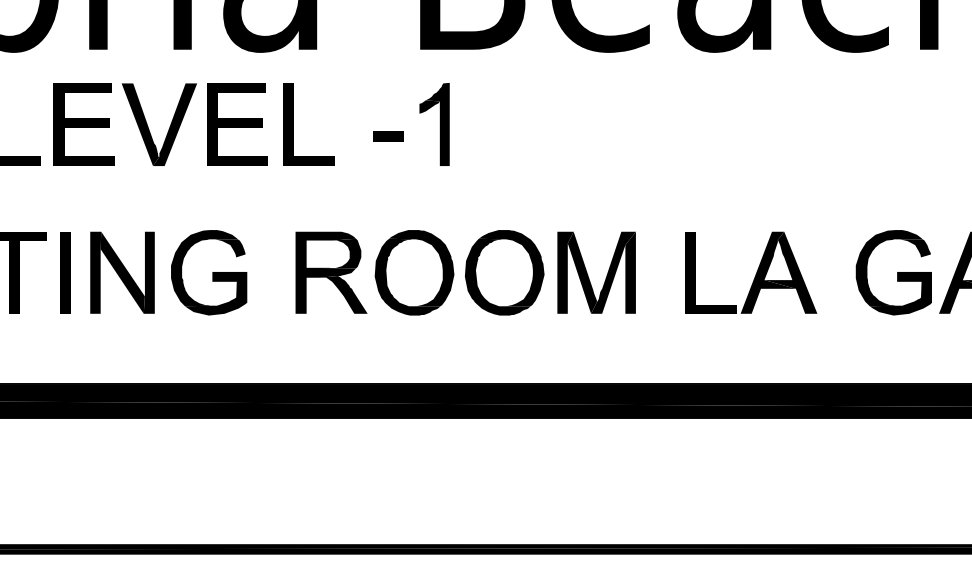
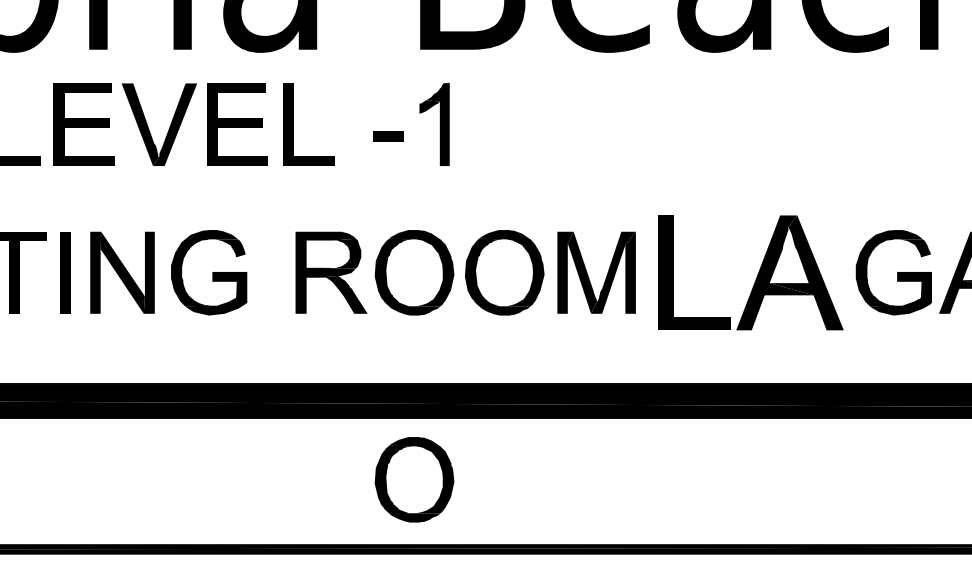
part size: 133x83 px -> 186x116 px (750, 272)
part: none -> present (414, 479)
